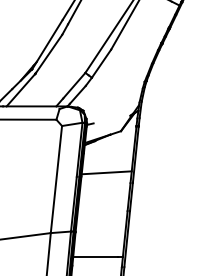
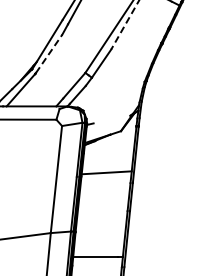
line: solid -> dashed (124, 25)
line: solid -> dashed (49, 53)
